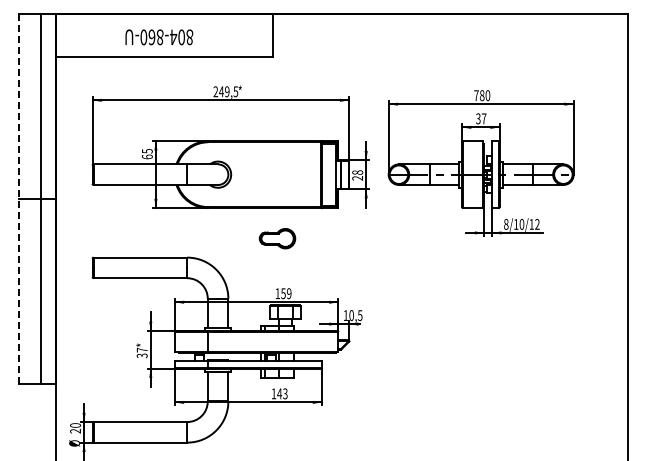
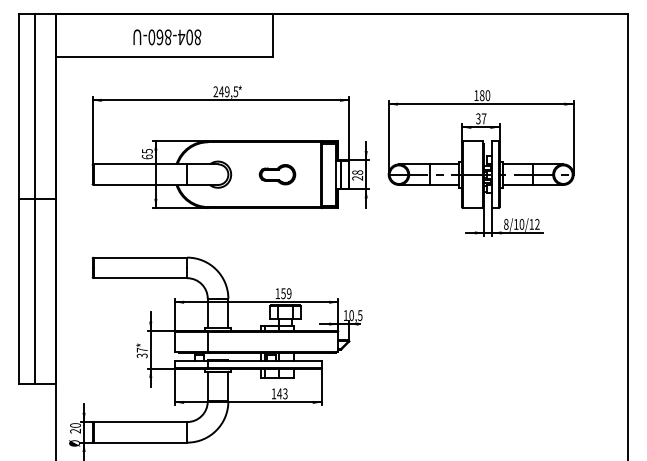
text position: (159, 37) -> (167, 37) (167, 37)
text: 780 -> 180 (476, 95)
line position: (40, 198) -> (34, 198) (34, 198)
line: dashed -> solid (19, 199)
part position: (277, 238) -> (277, 174) (277, 174)
